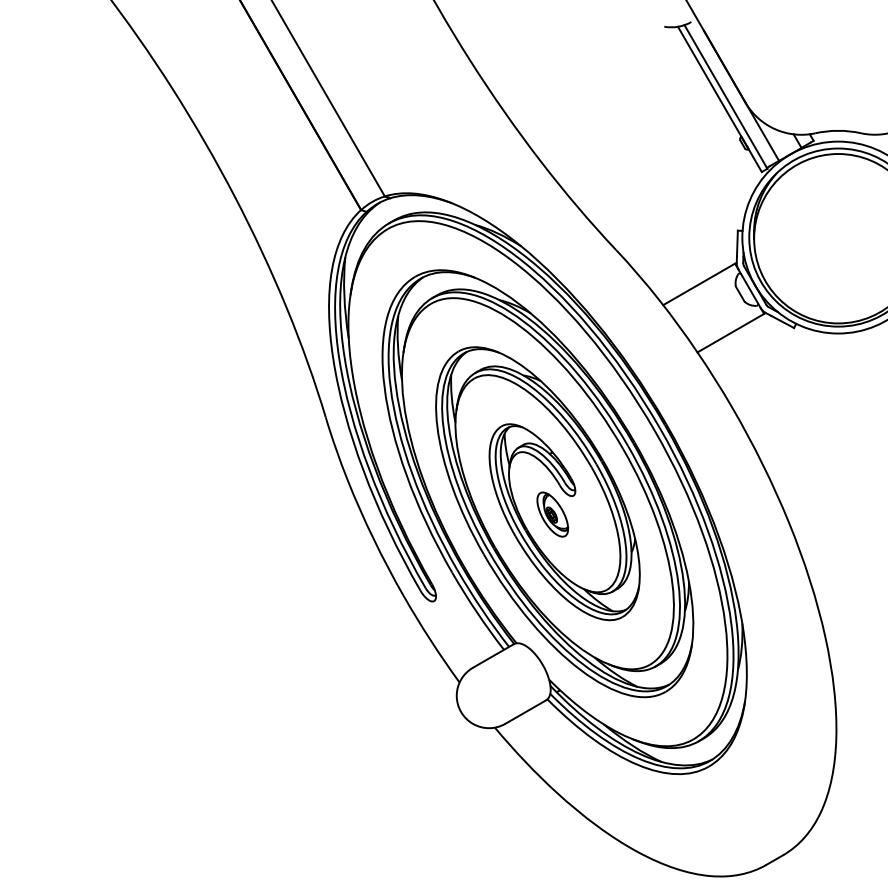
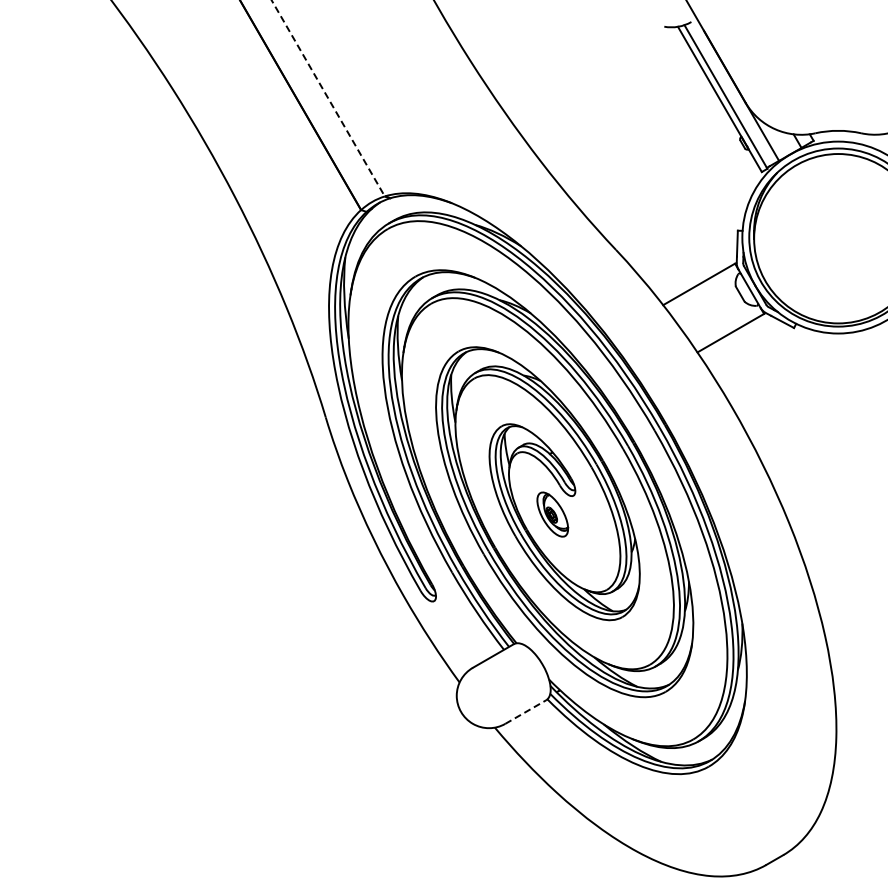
line: solid -> dashed (328, 98)
line: solid -> dashed (526, 711)
